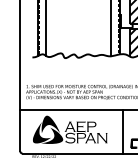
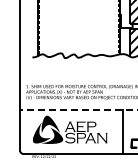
line: present -> none (46, 28)
line: present -> none (111, 29)
line: solid -> dashed (78, 109)
